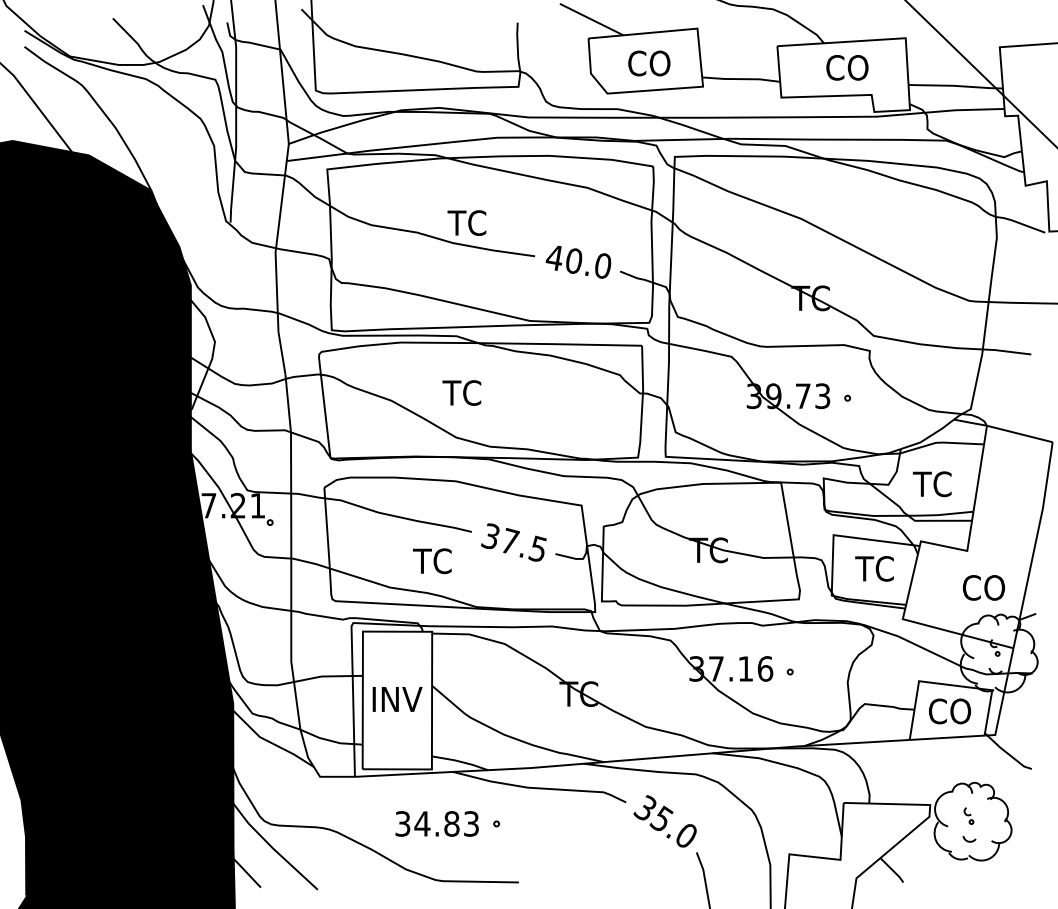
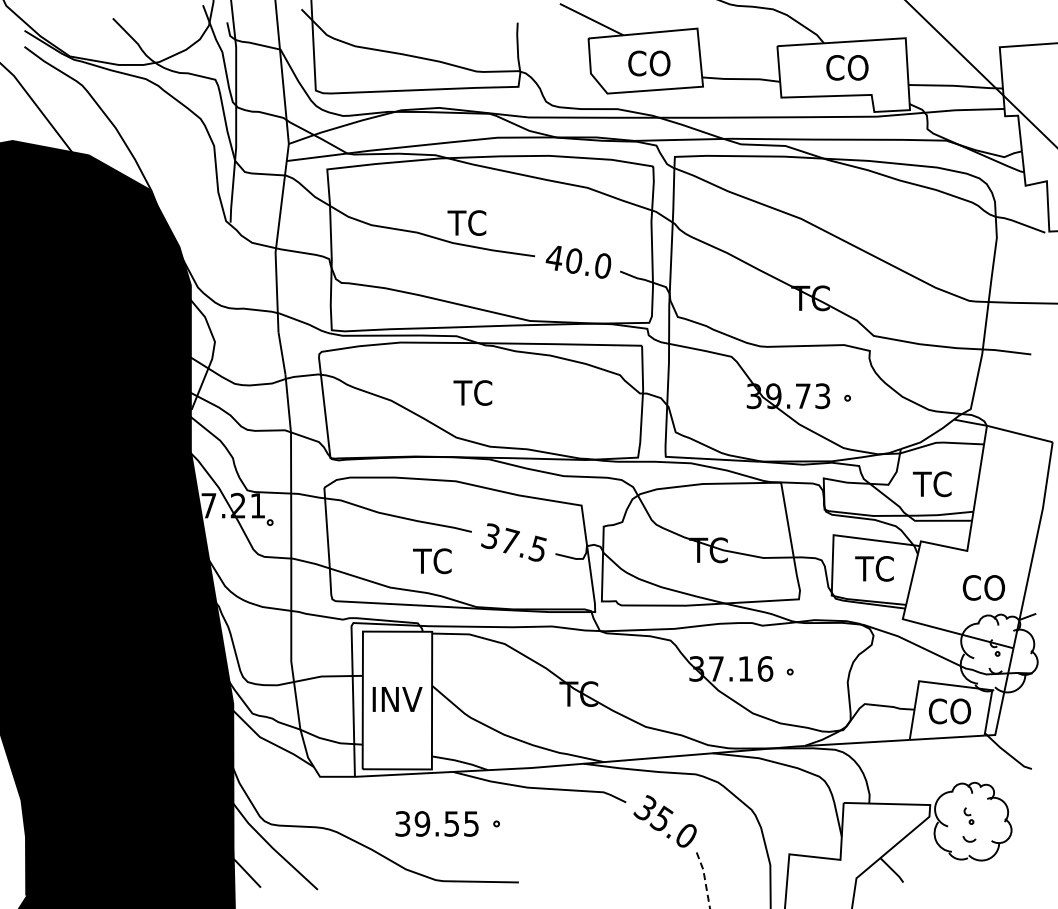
text position: (461, 392) -> (472, 392) (472, 392)
text: 34.83 -> 39.55 (446, 823)
line: solid -> dashed (704, 879)
